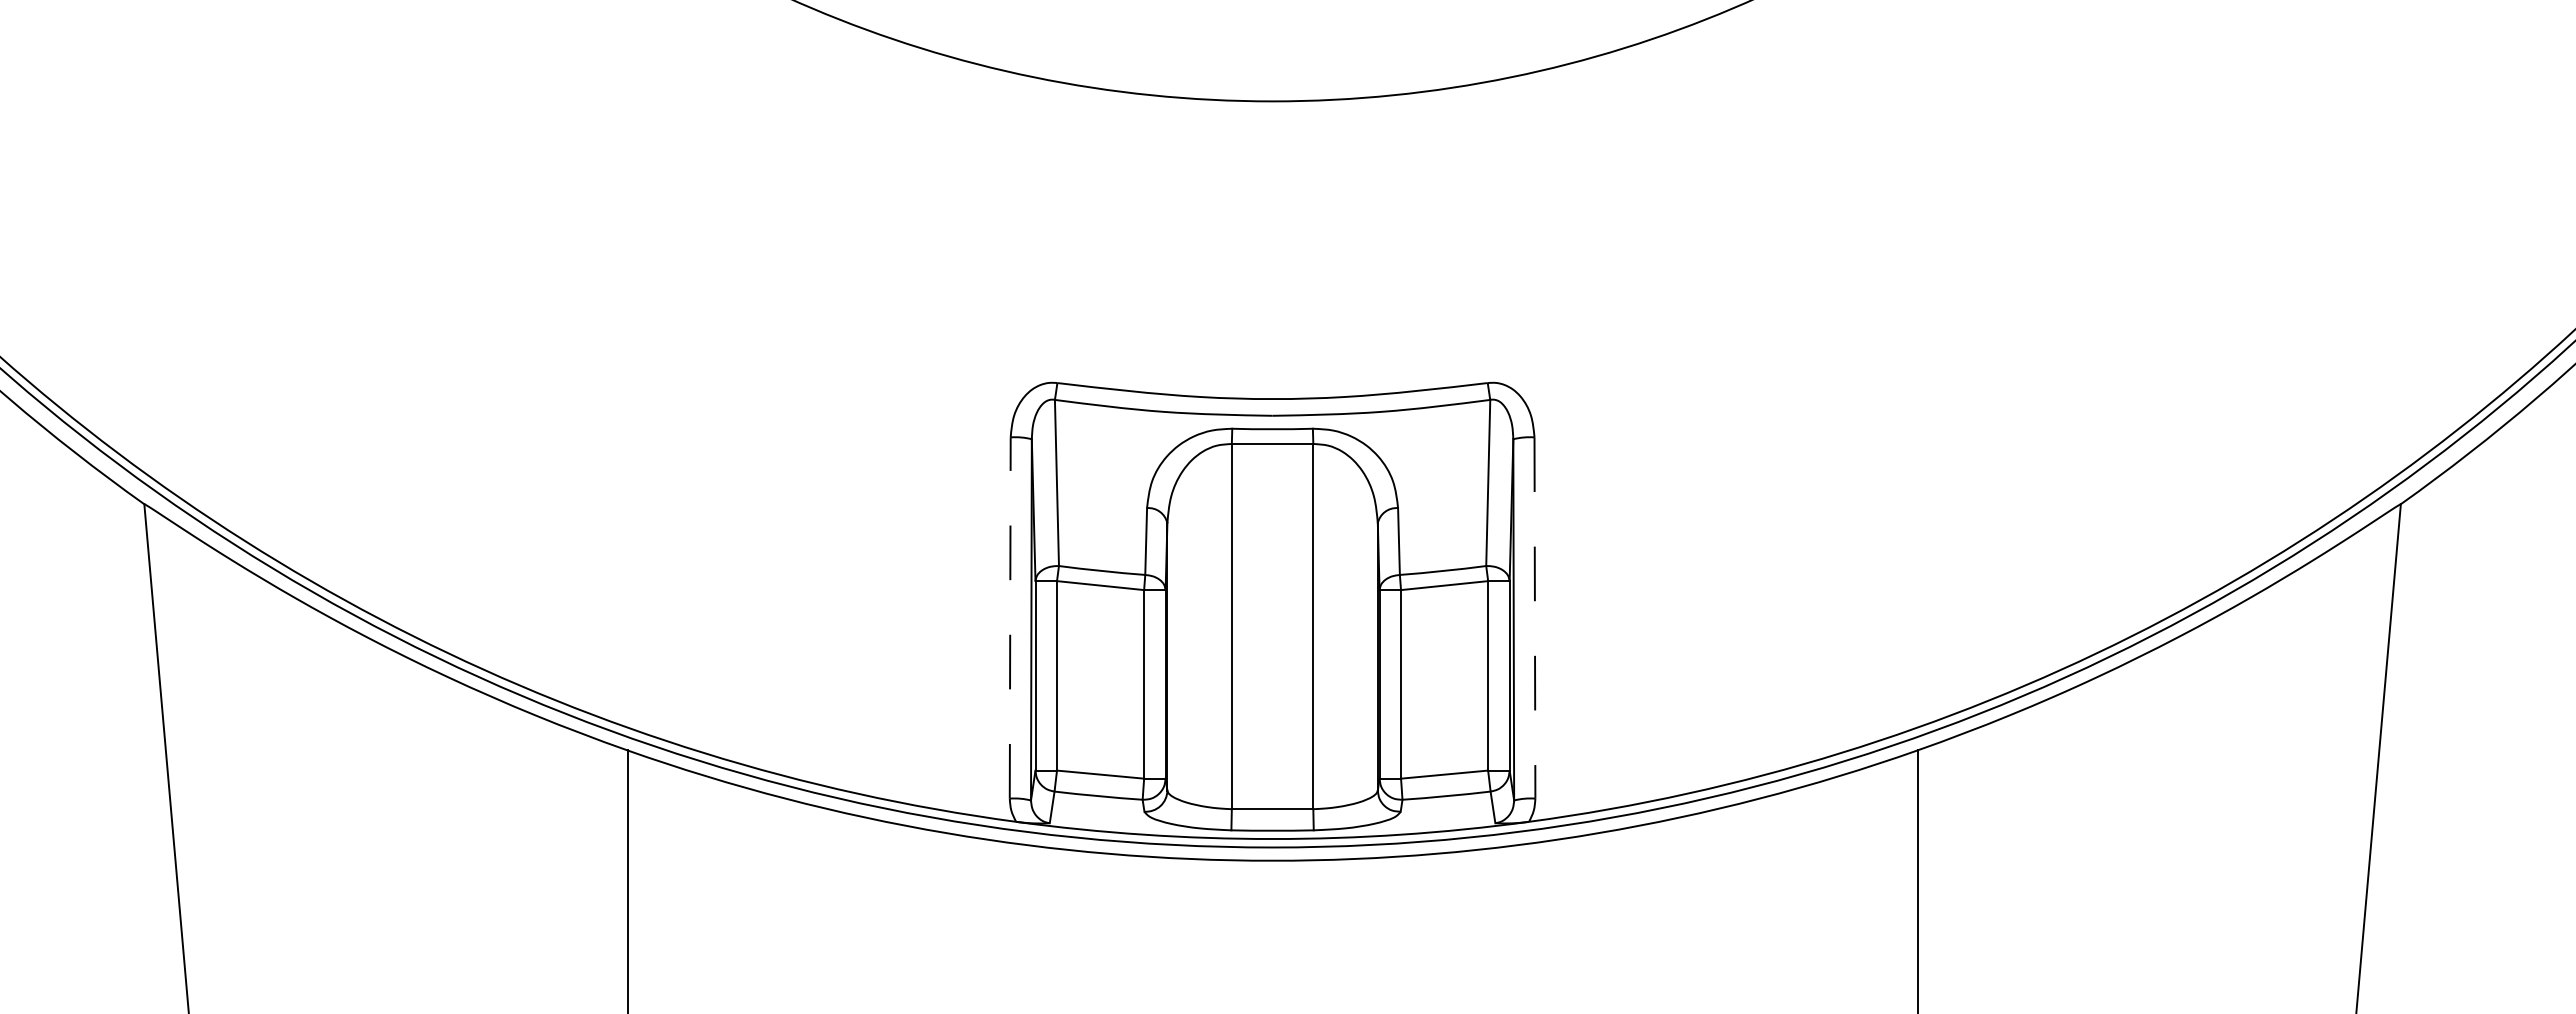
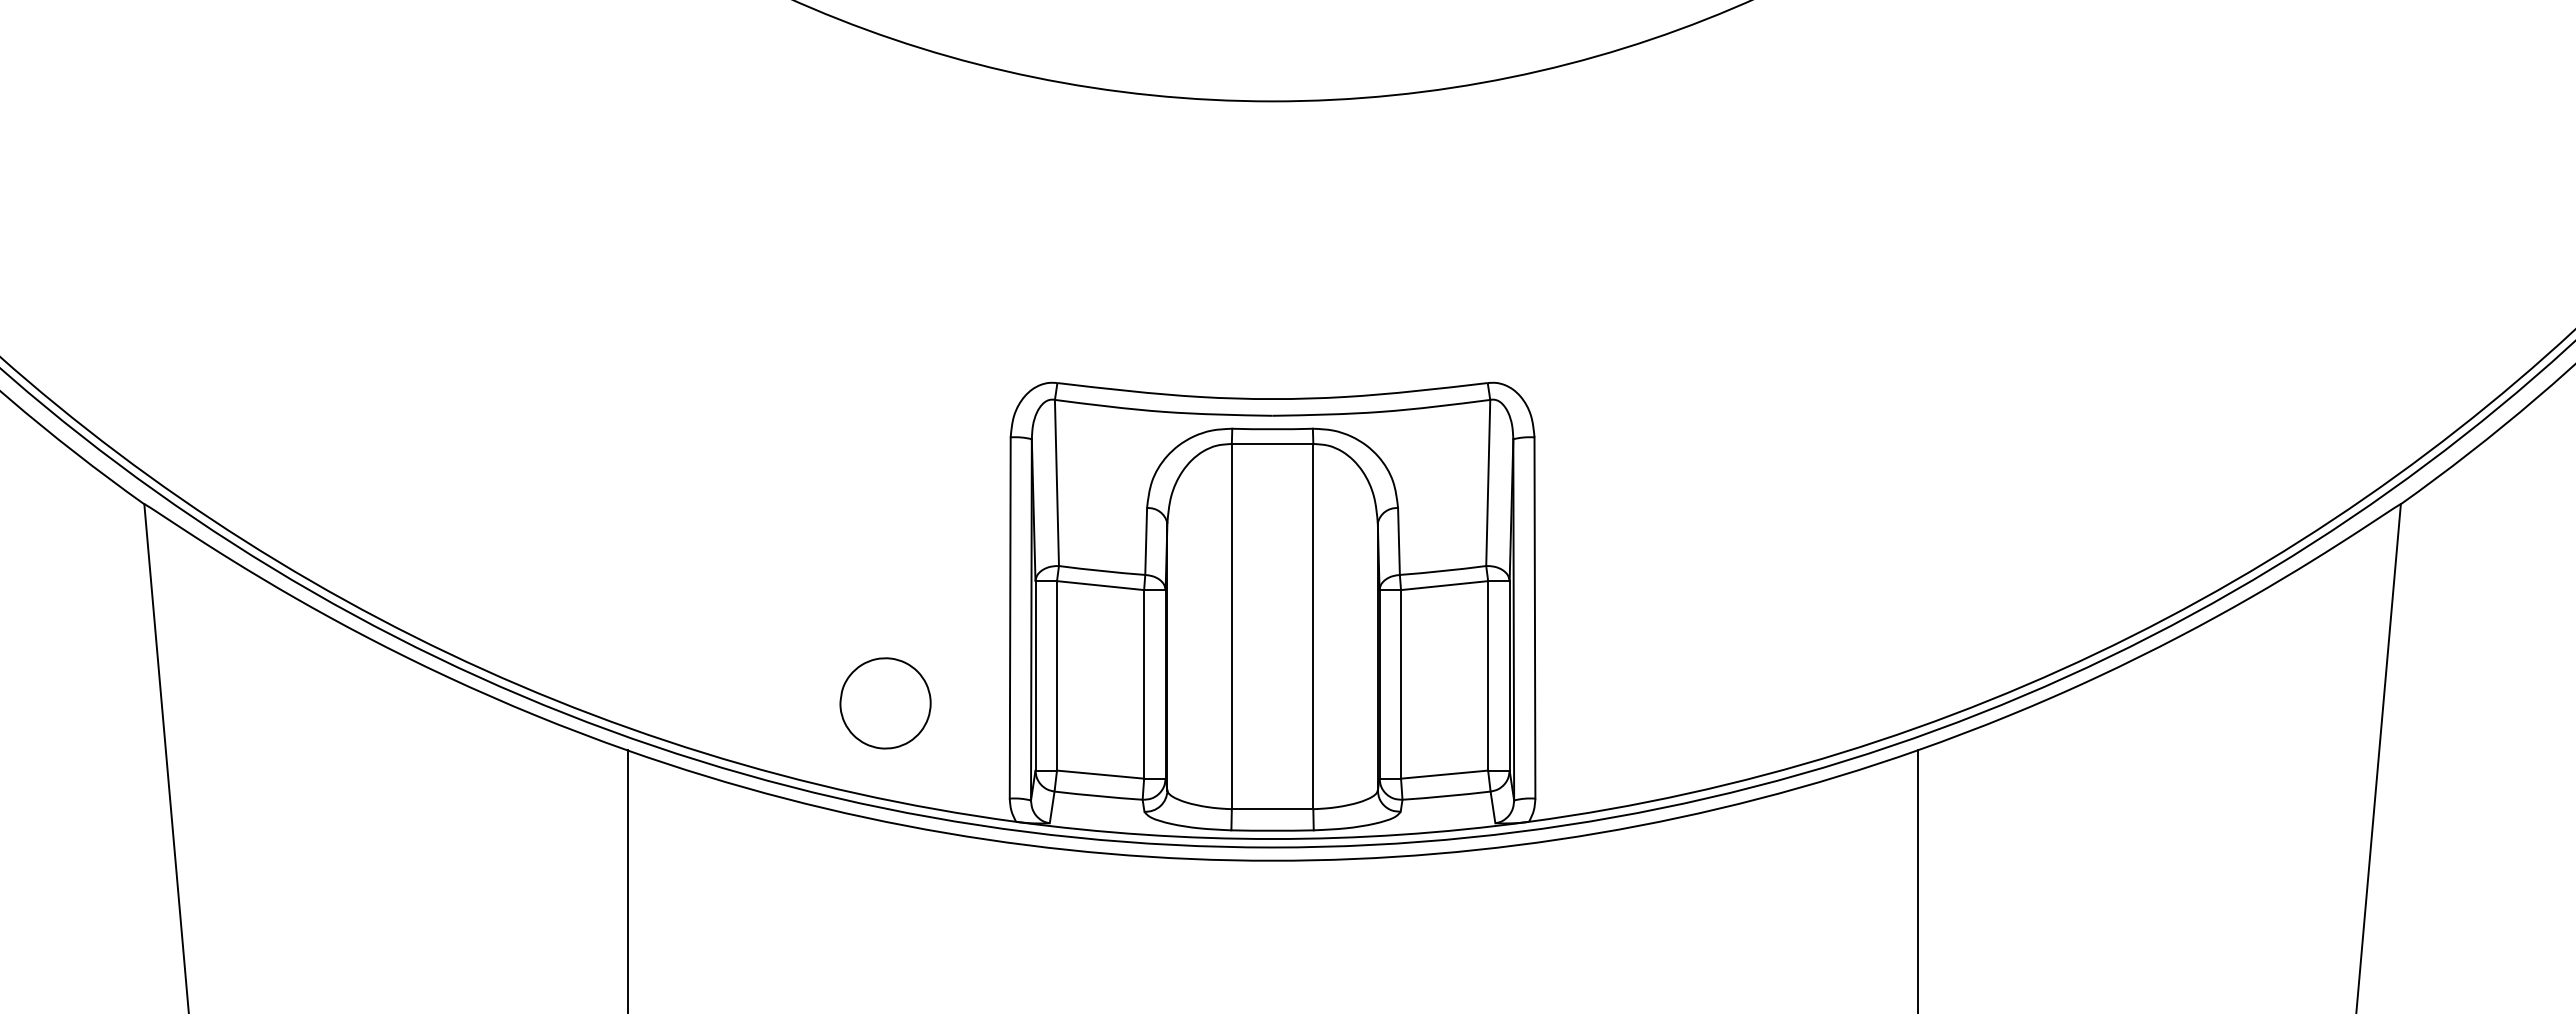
line: dashed -> solid (1010, 618)
line: dashed -> solid (1534, 618)
part: none -> present (885, 703)
